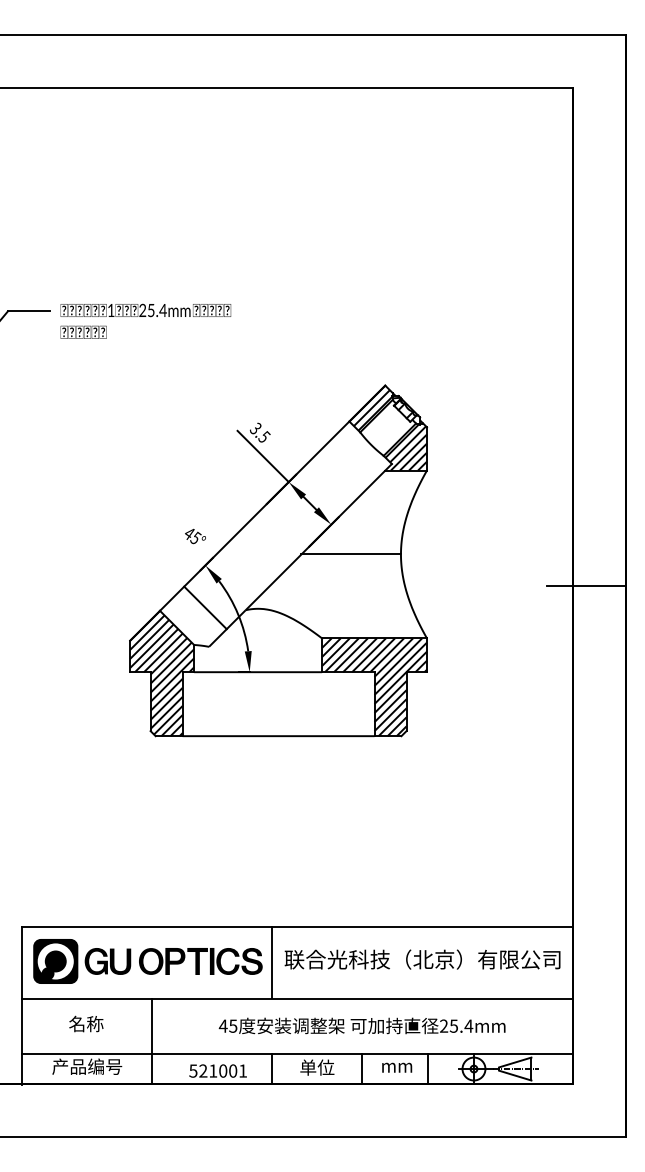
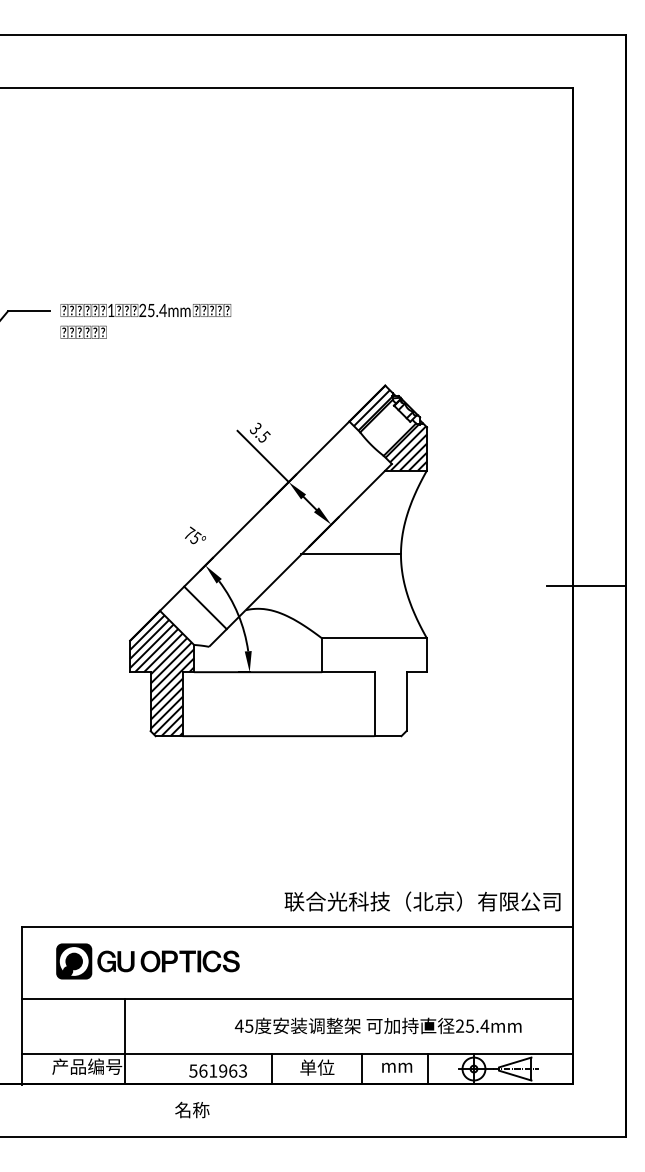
text: 45° -> 75° (190, 532)
hatch: present -> none (374, 687)
text position: (422, 959) -> (422, 901) (422, 901)
part size: 230x45 px -> 184x37 px (147, 961)
line: present -> none (272, 962)
text position: (86, 1023) -> (192, 1109) (192, 1109)
text position: (361, 1025) -> (377, 1025) (377, 1025)
line position: (152, 1041) -> (125, 1041) (125, 1041)
text: 521001 -> 561963 (222, 1070)
